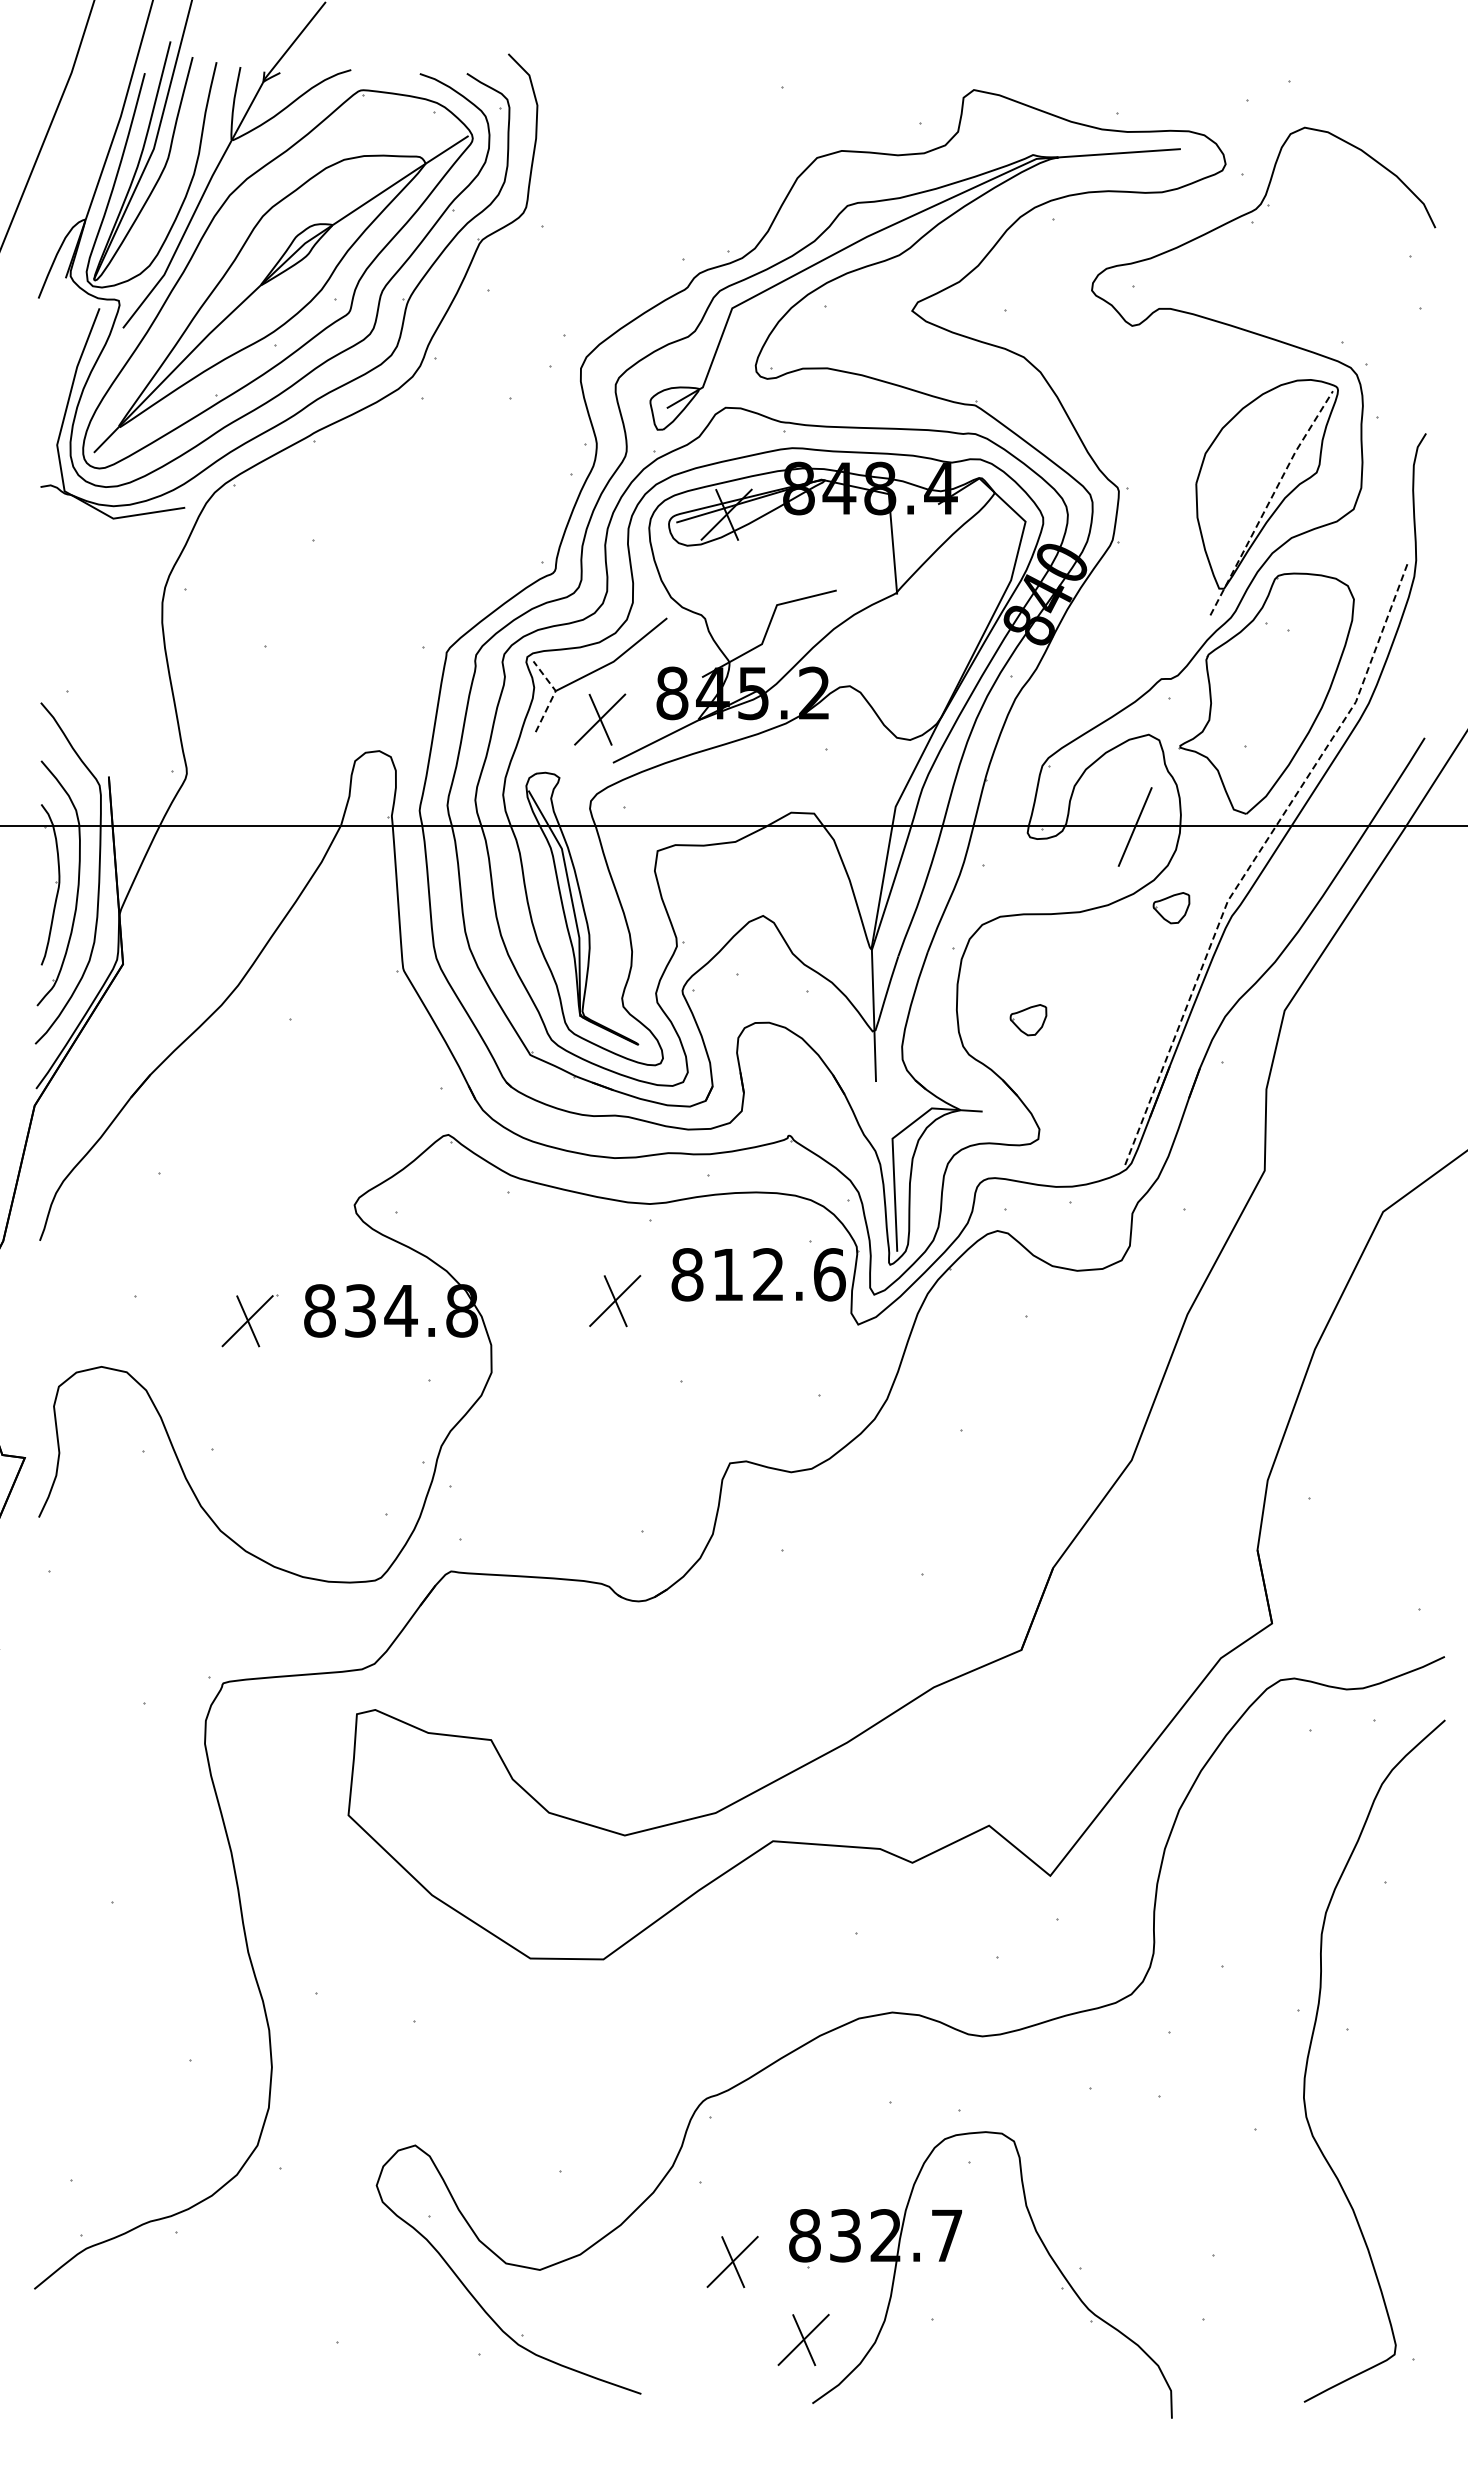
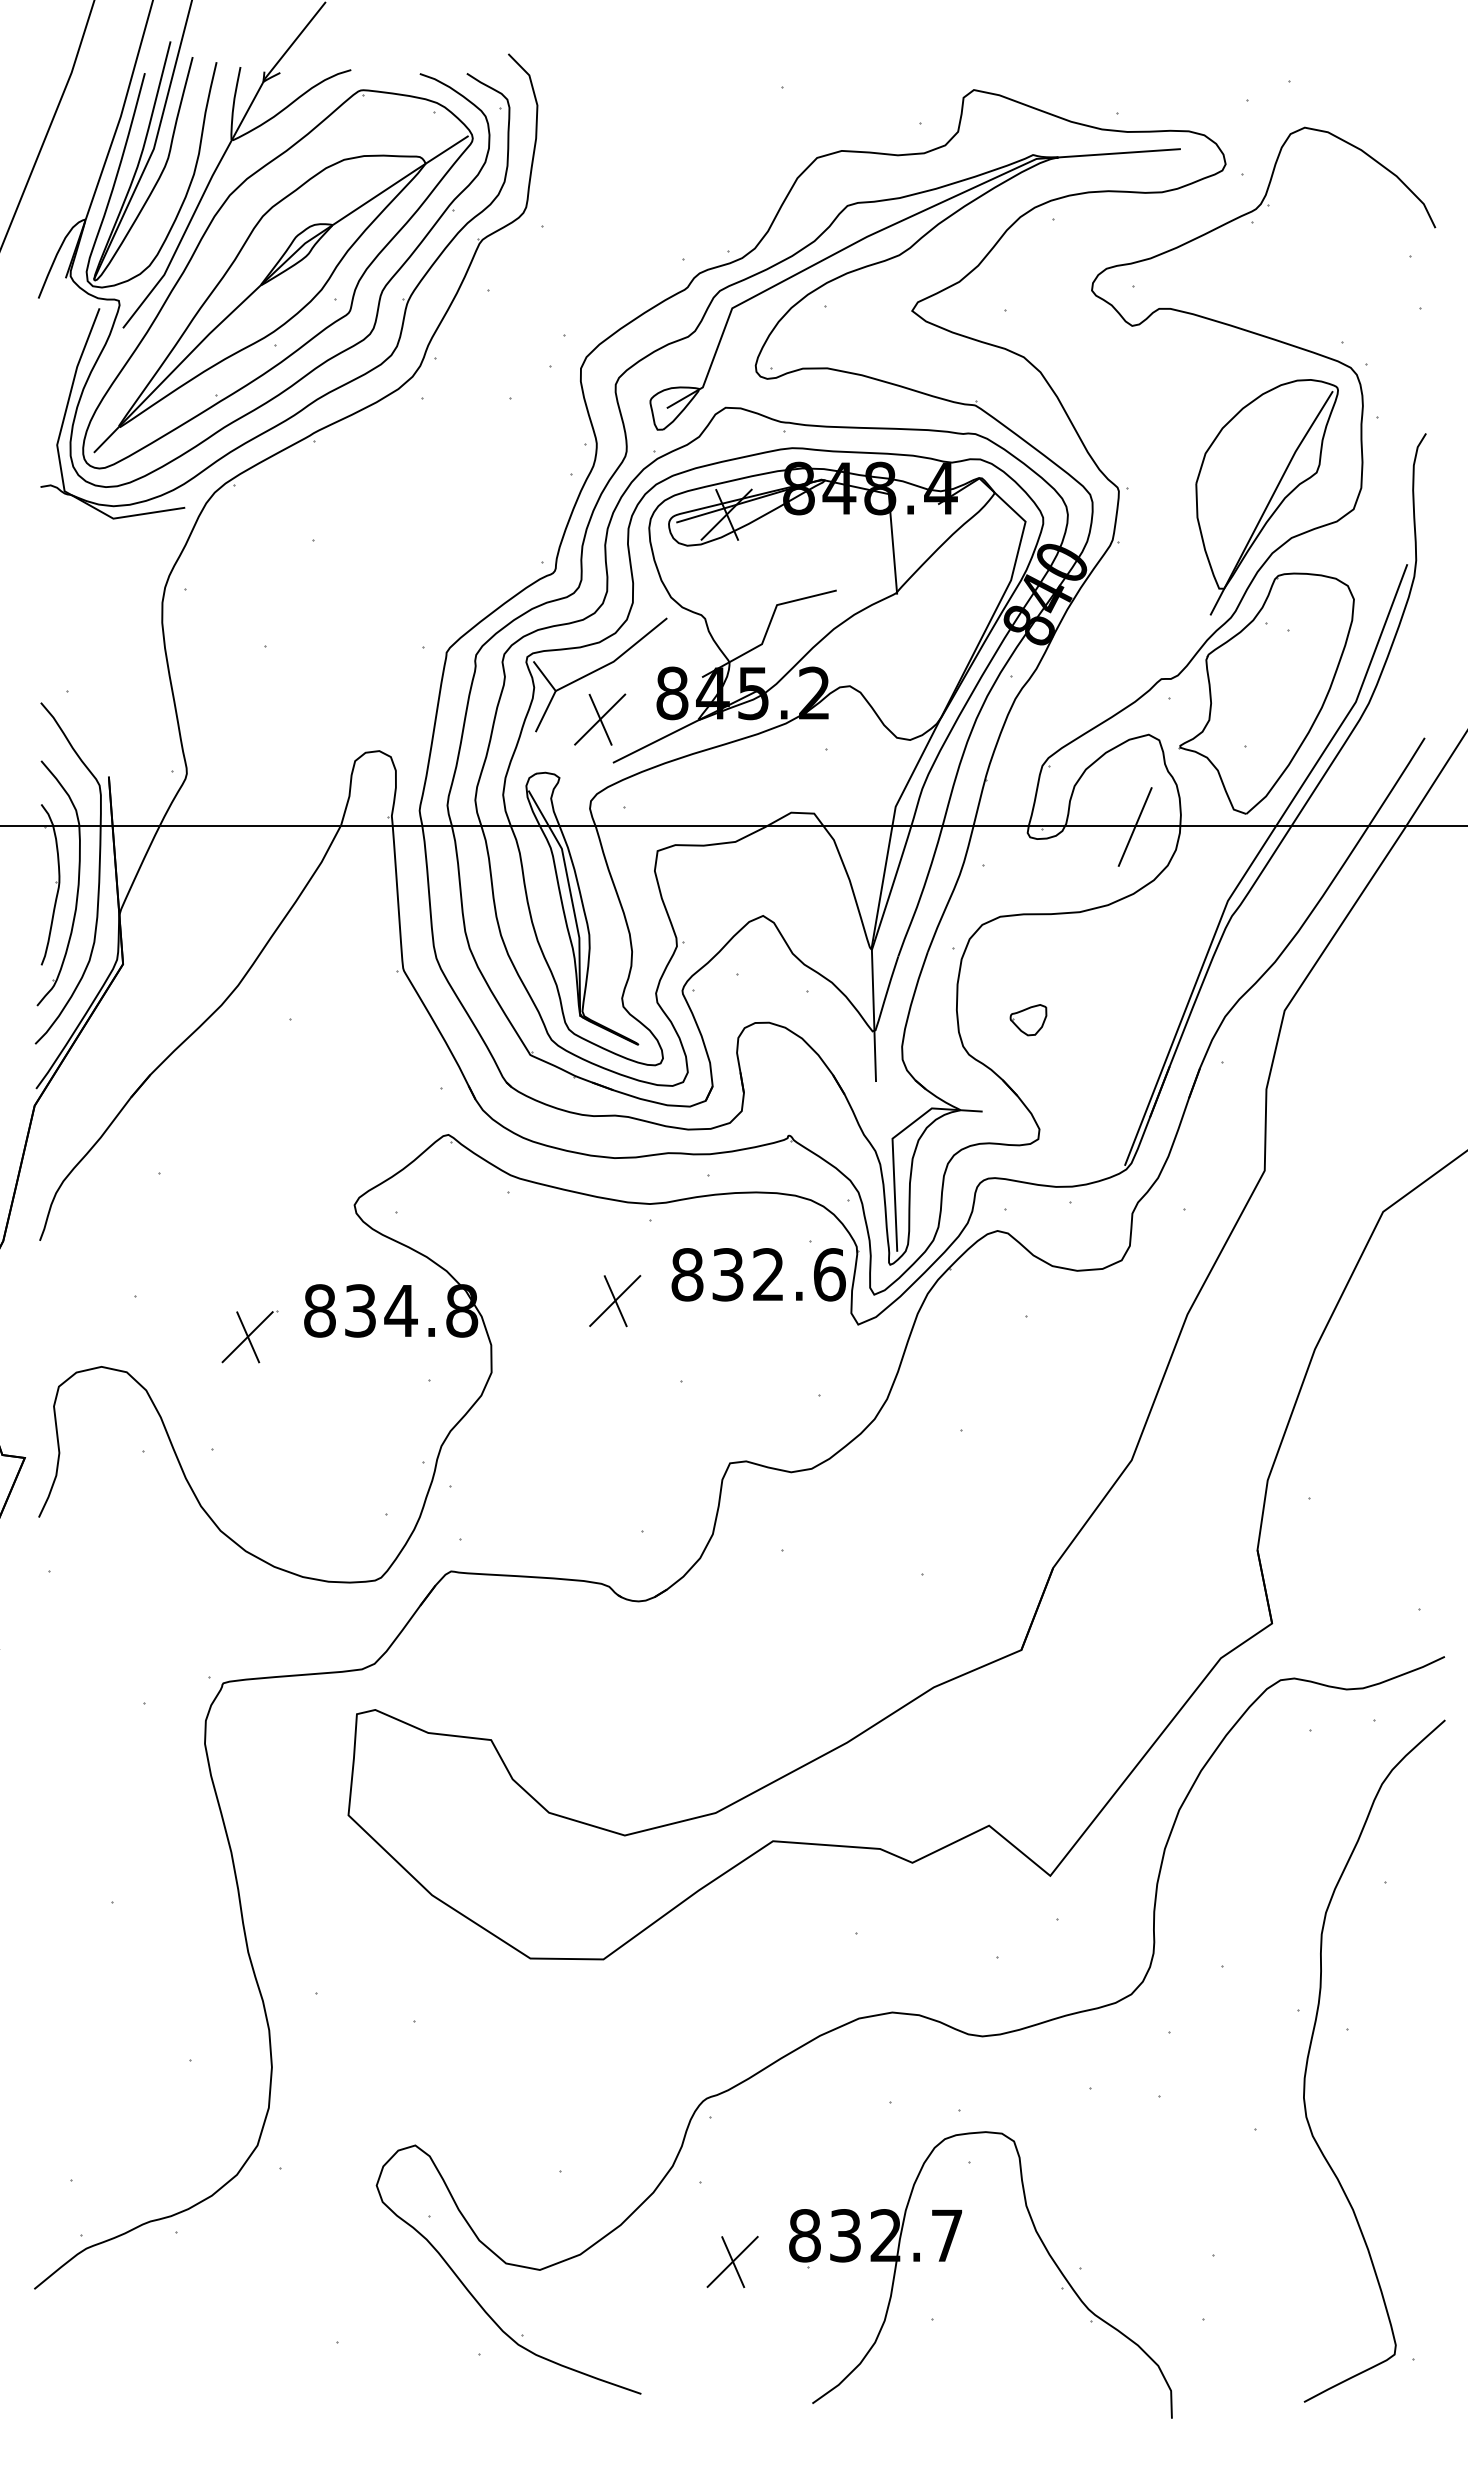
line: dashed -> solid (1269, 501)
line: dashed -> solid (554, 693)
line: dashed -> solid (1254, 859)
part: present -> none (1171, 908)
text: 812.6 -> 832.6 (727, 1274)
part position: (249, 1320) -> (249, 1336) (249, 1336)
part: present -> none (803, 2339)
